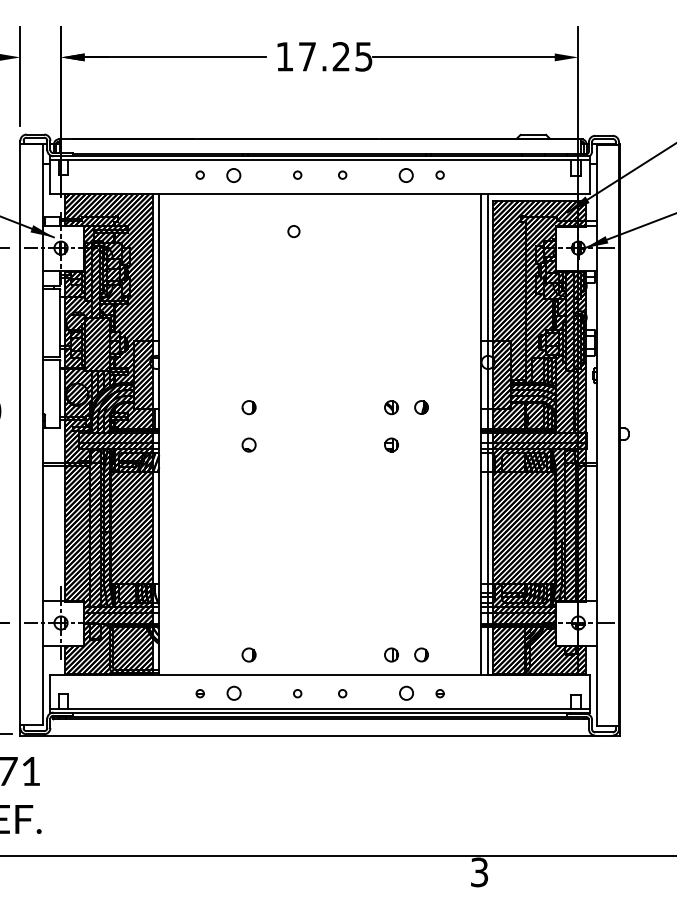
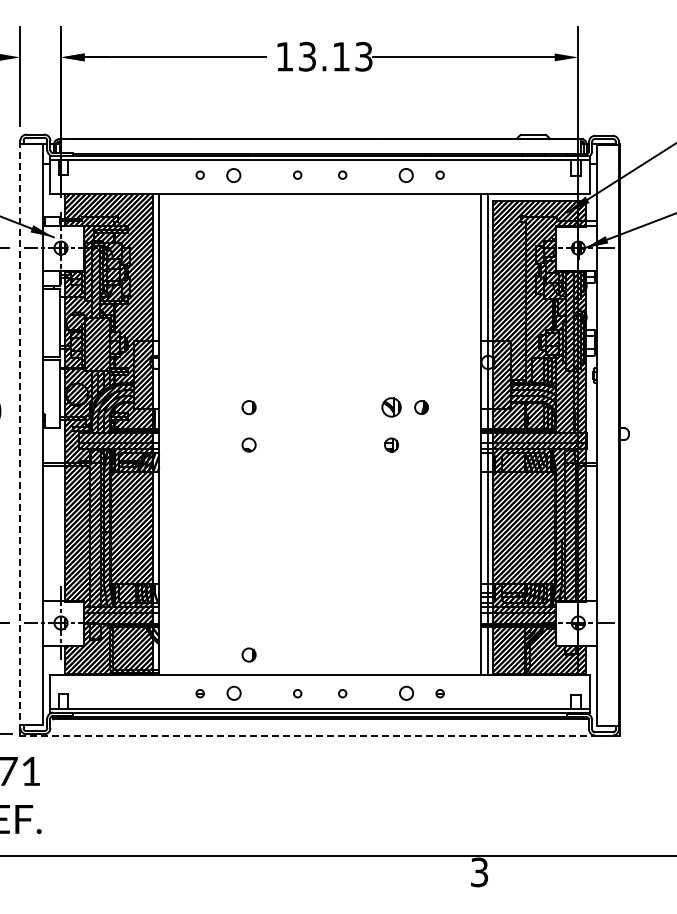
text: 17.25 -> 13.13 (335, 56)
circle: present -> none (293, 231)
part size: 15x16 px -> 21x21 px (391, 407)
line: solid -> dashed (20, 434)
part: present -> none (391, 654)
circle: present -> none (421, 654)
line: solid -> dashed (320, 735)
